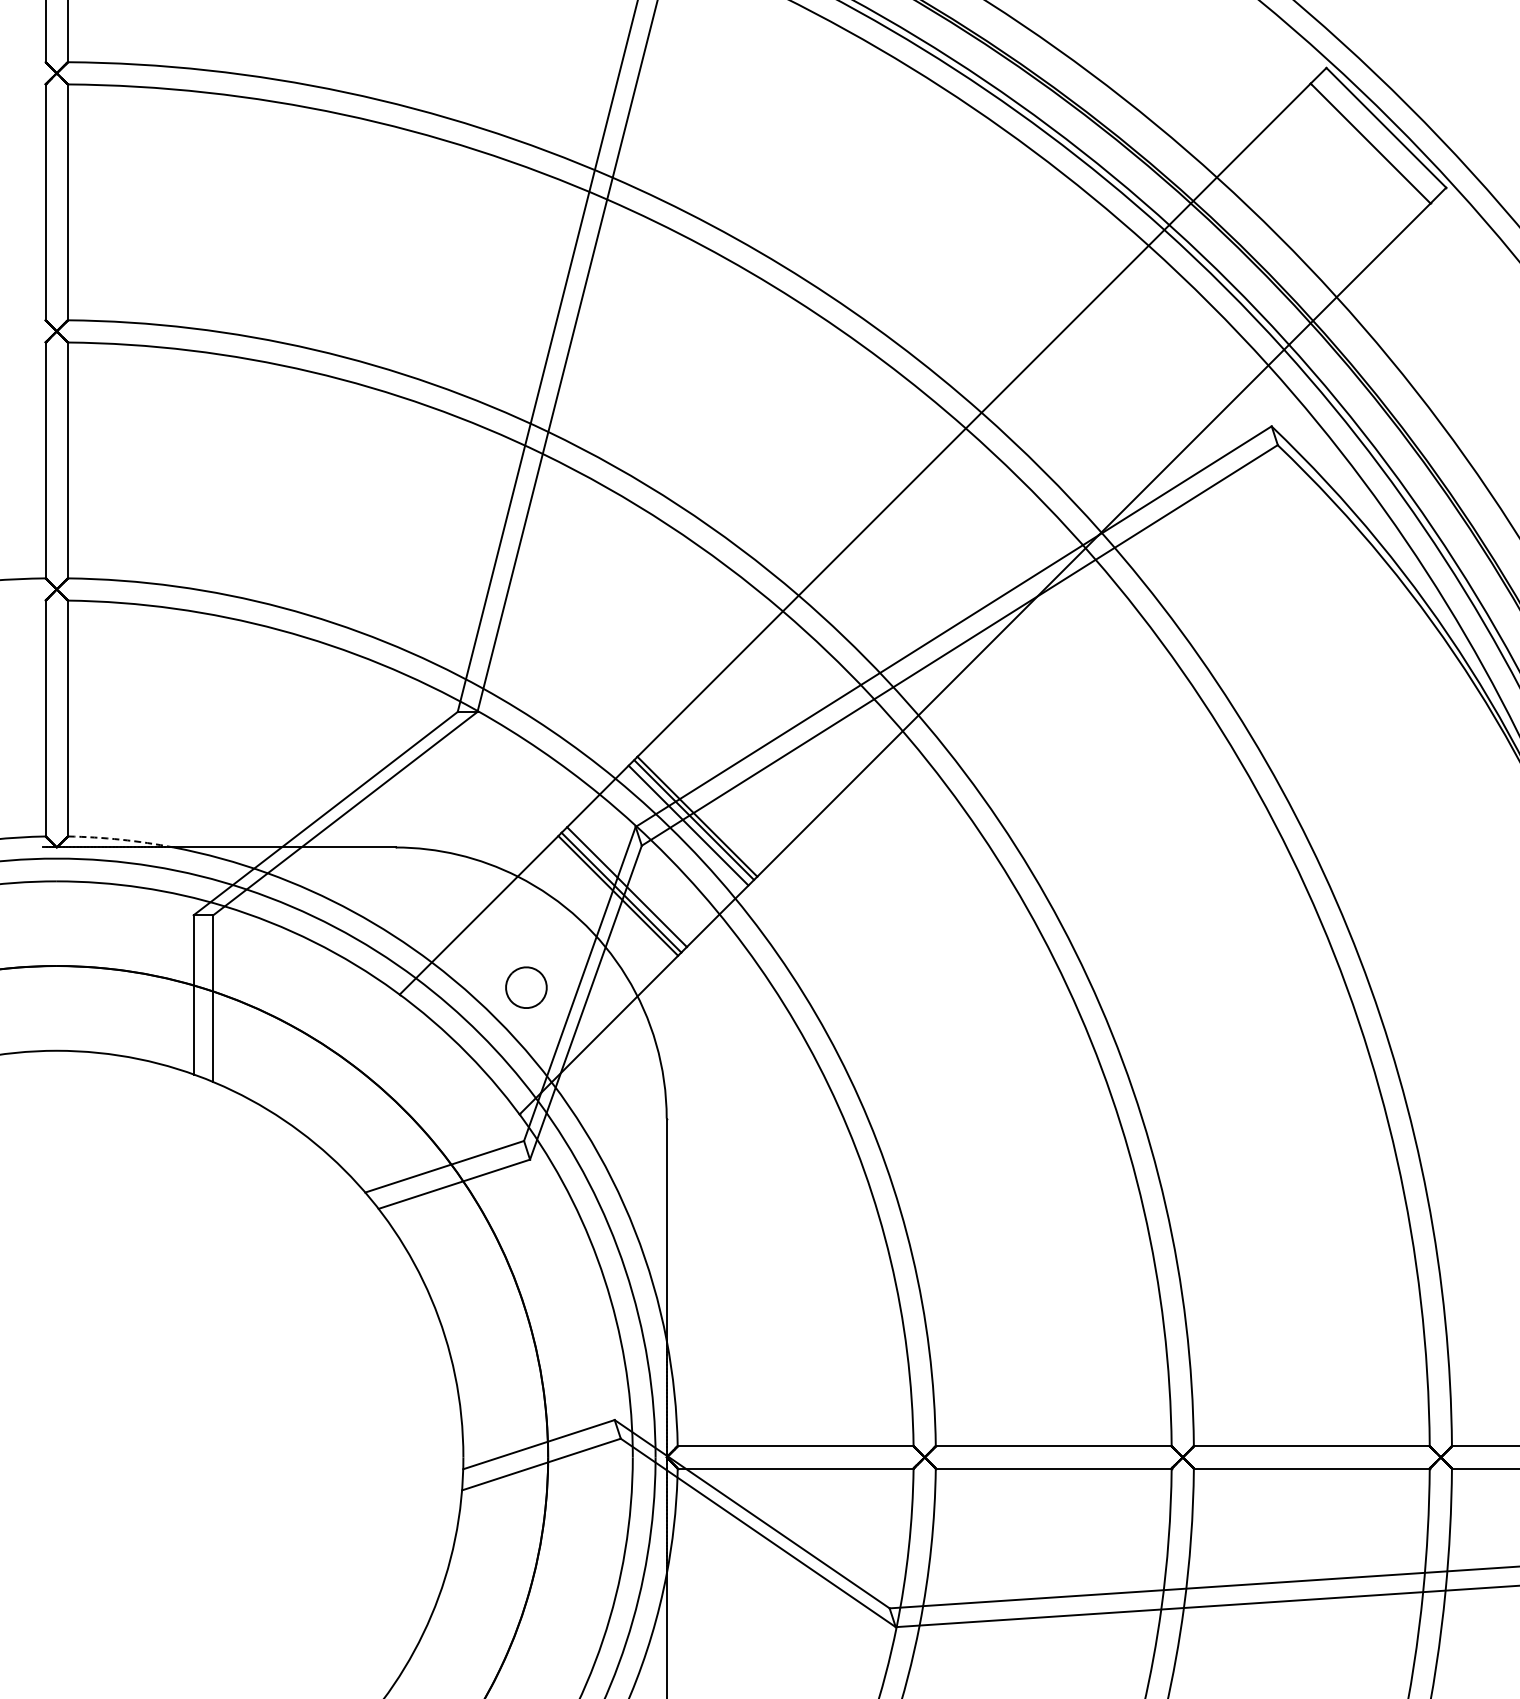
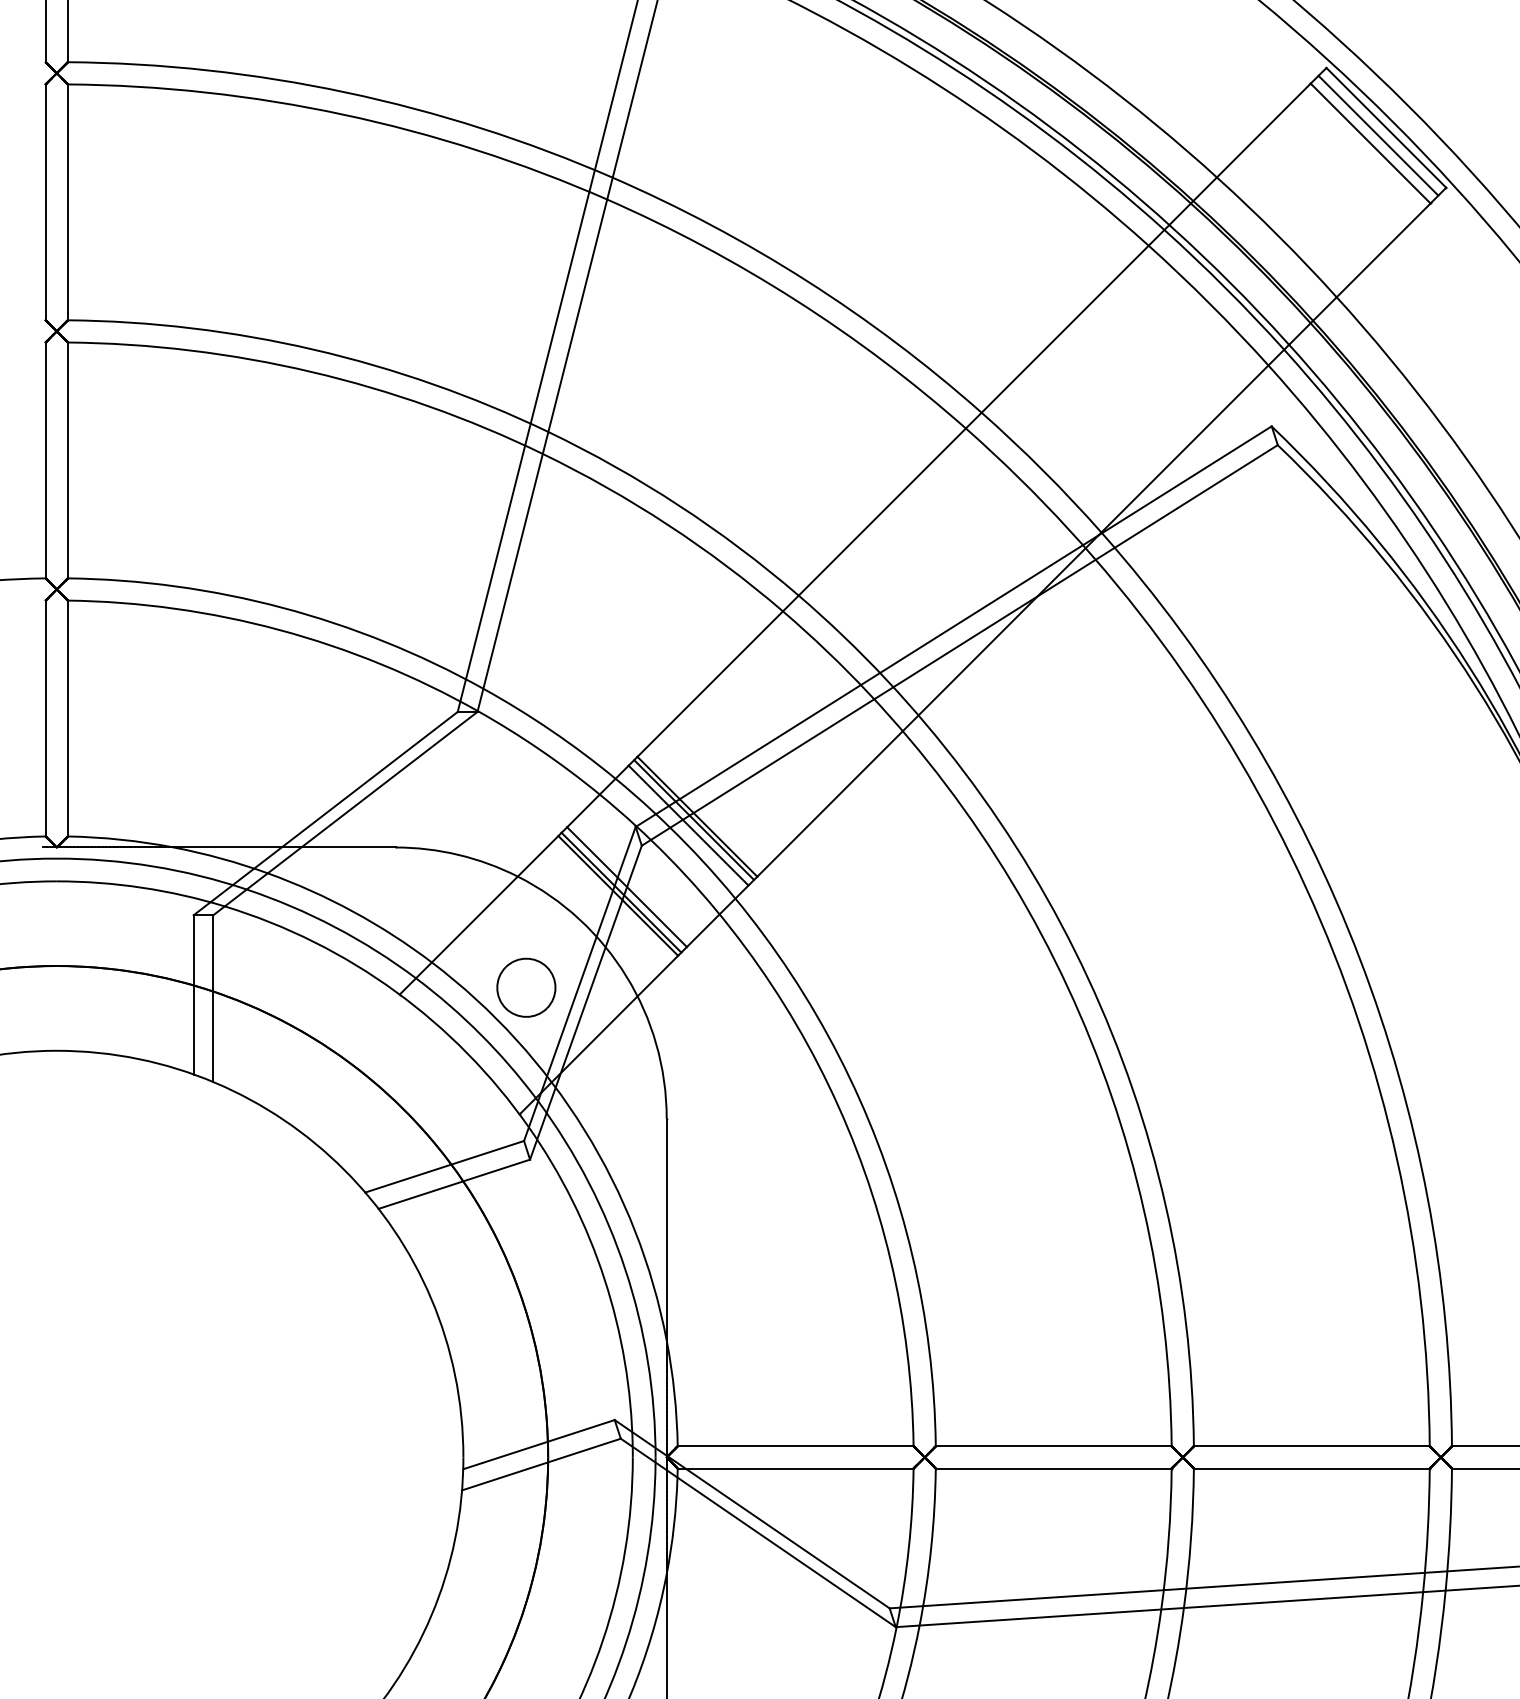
line: none -> present (1378, 135)
arc: dashed -> solid (121, 839)
part size: 43x43 px -> 61x61 px (526, 987)
